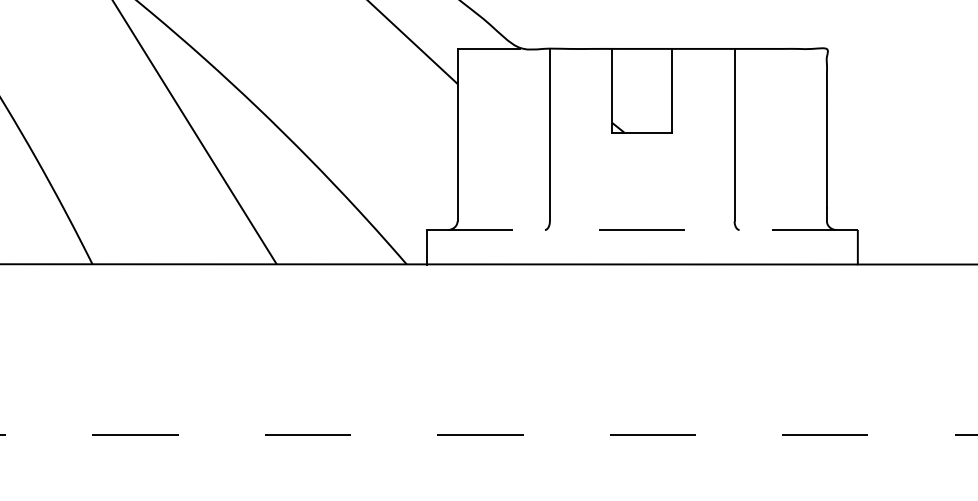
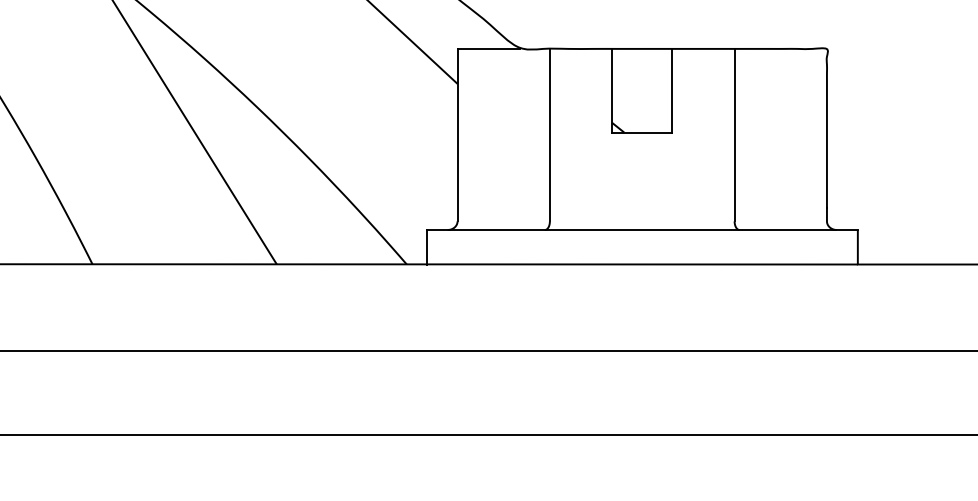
line: dashed -> solid (642, 230)
line: none -> present (488, 350)
line: dashed -> solid (489, 435)
